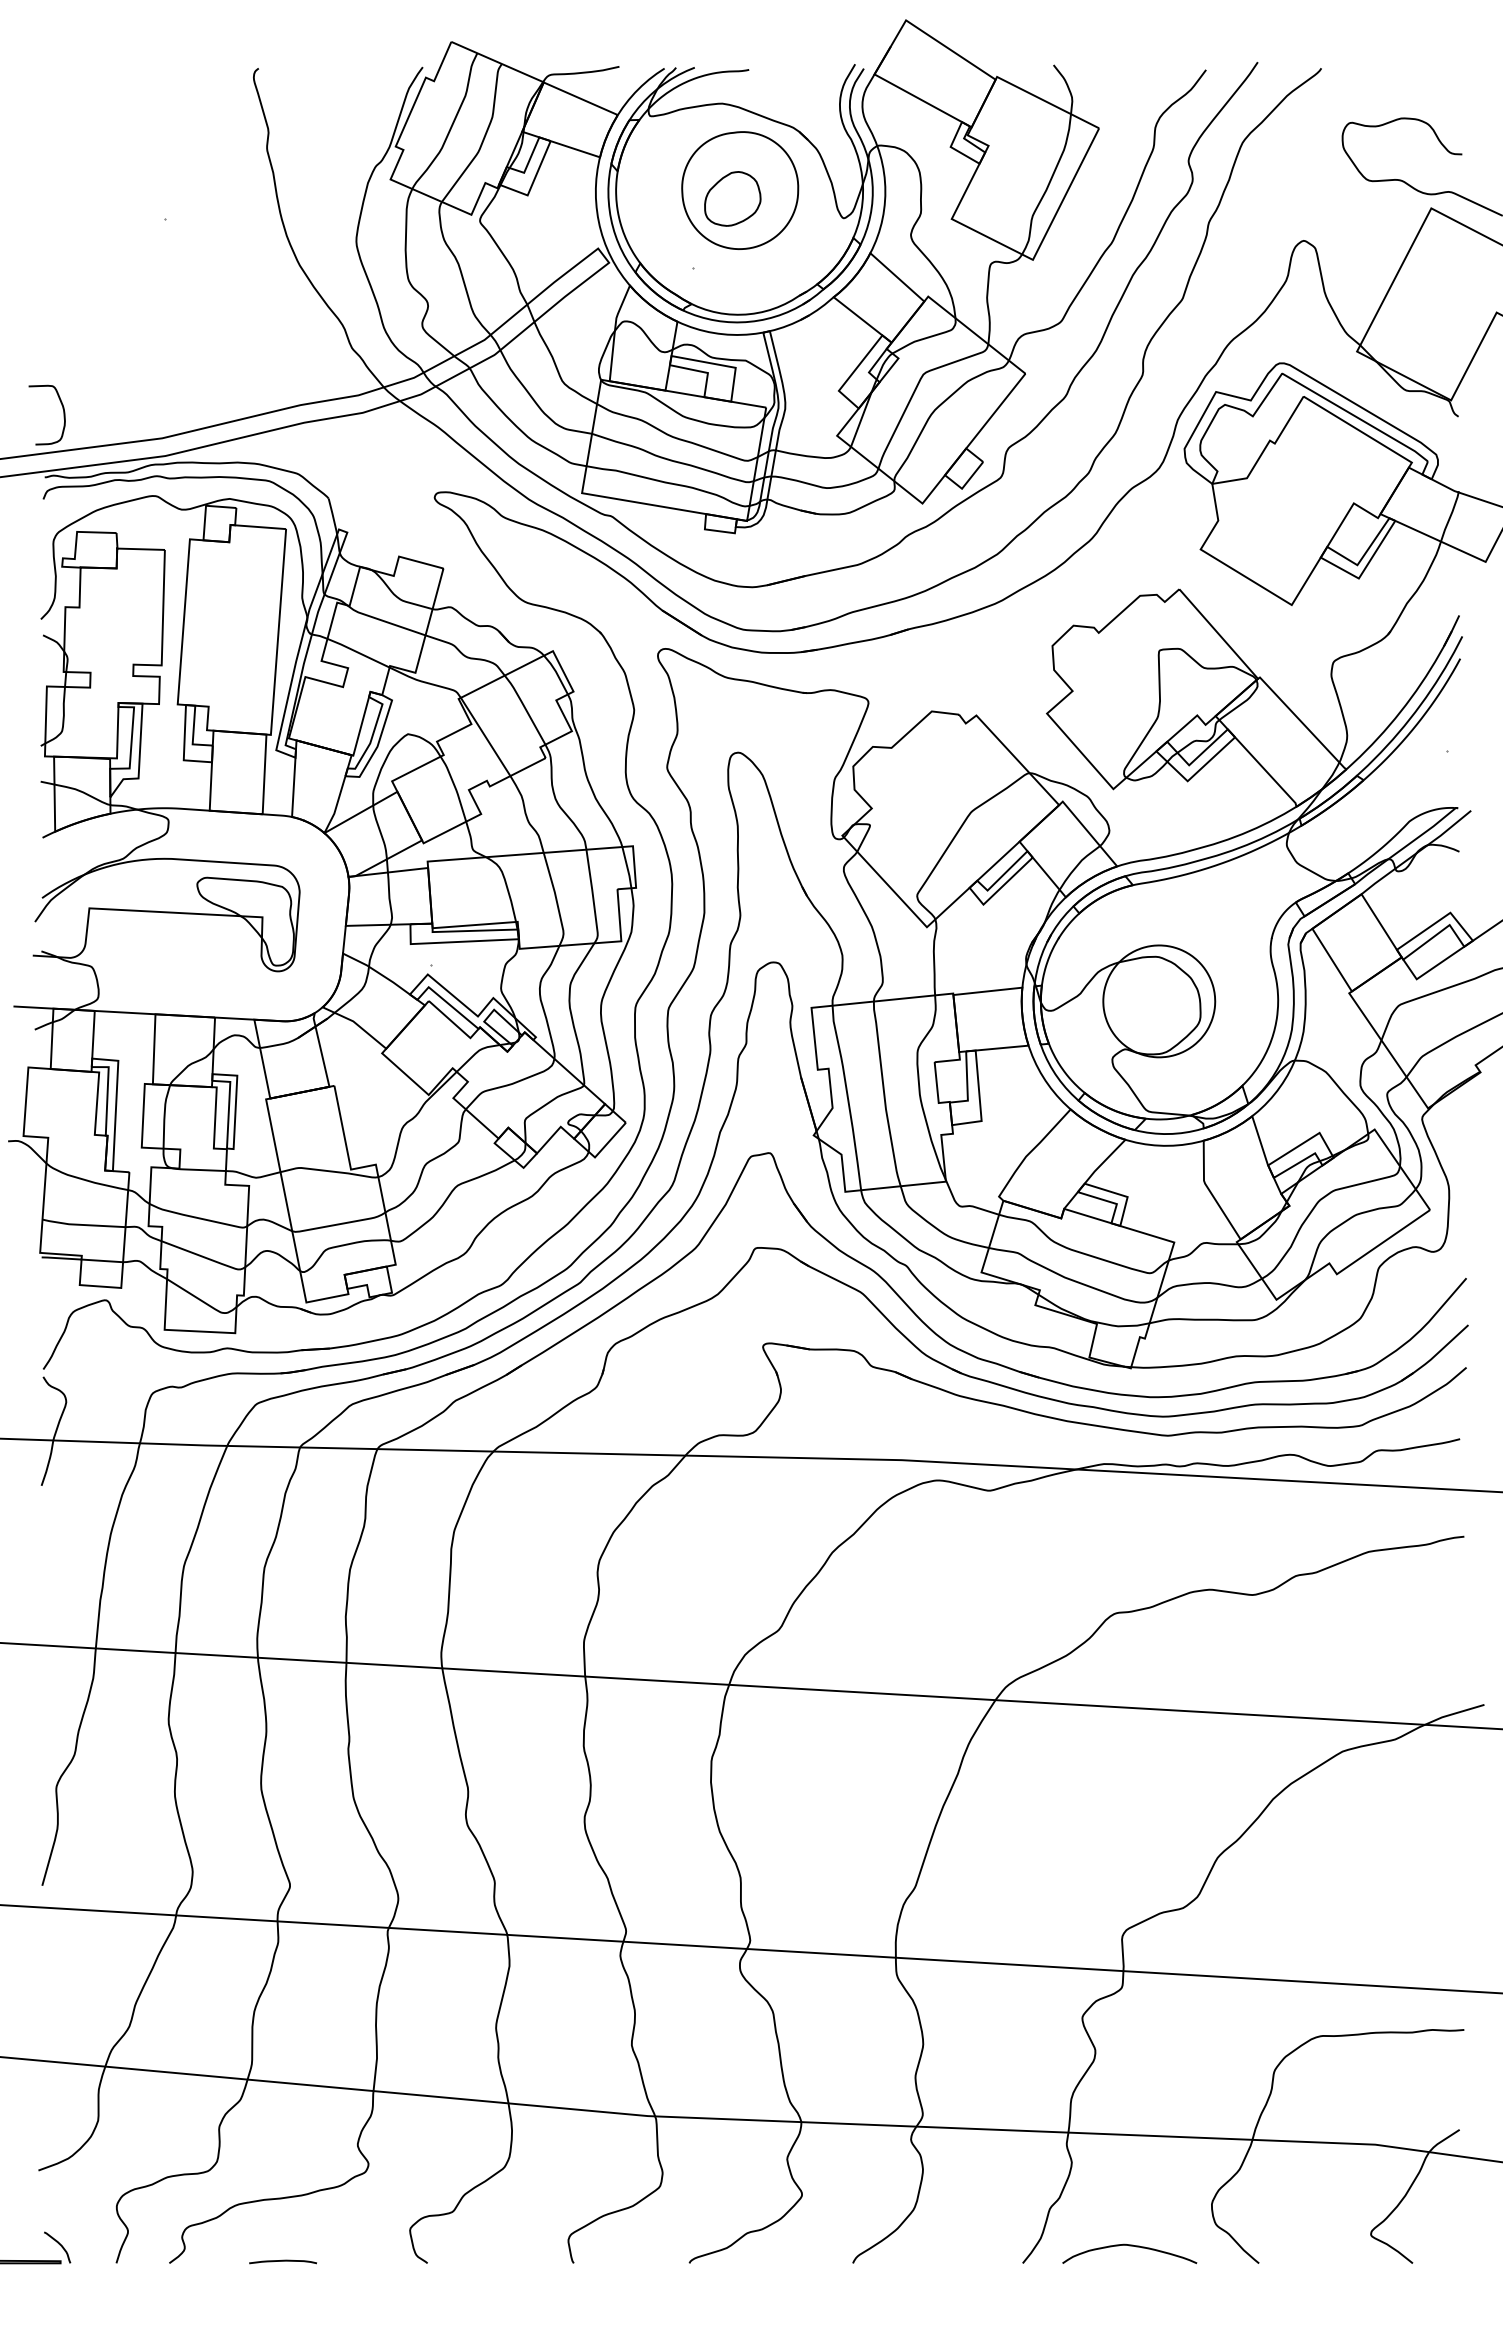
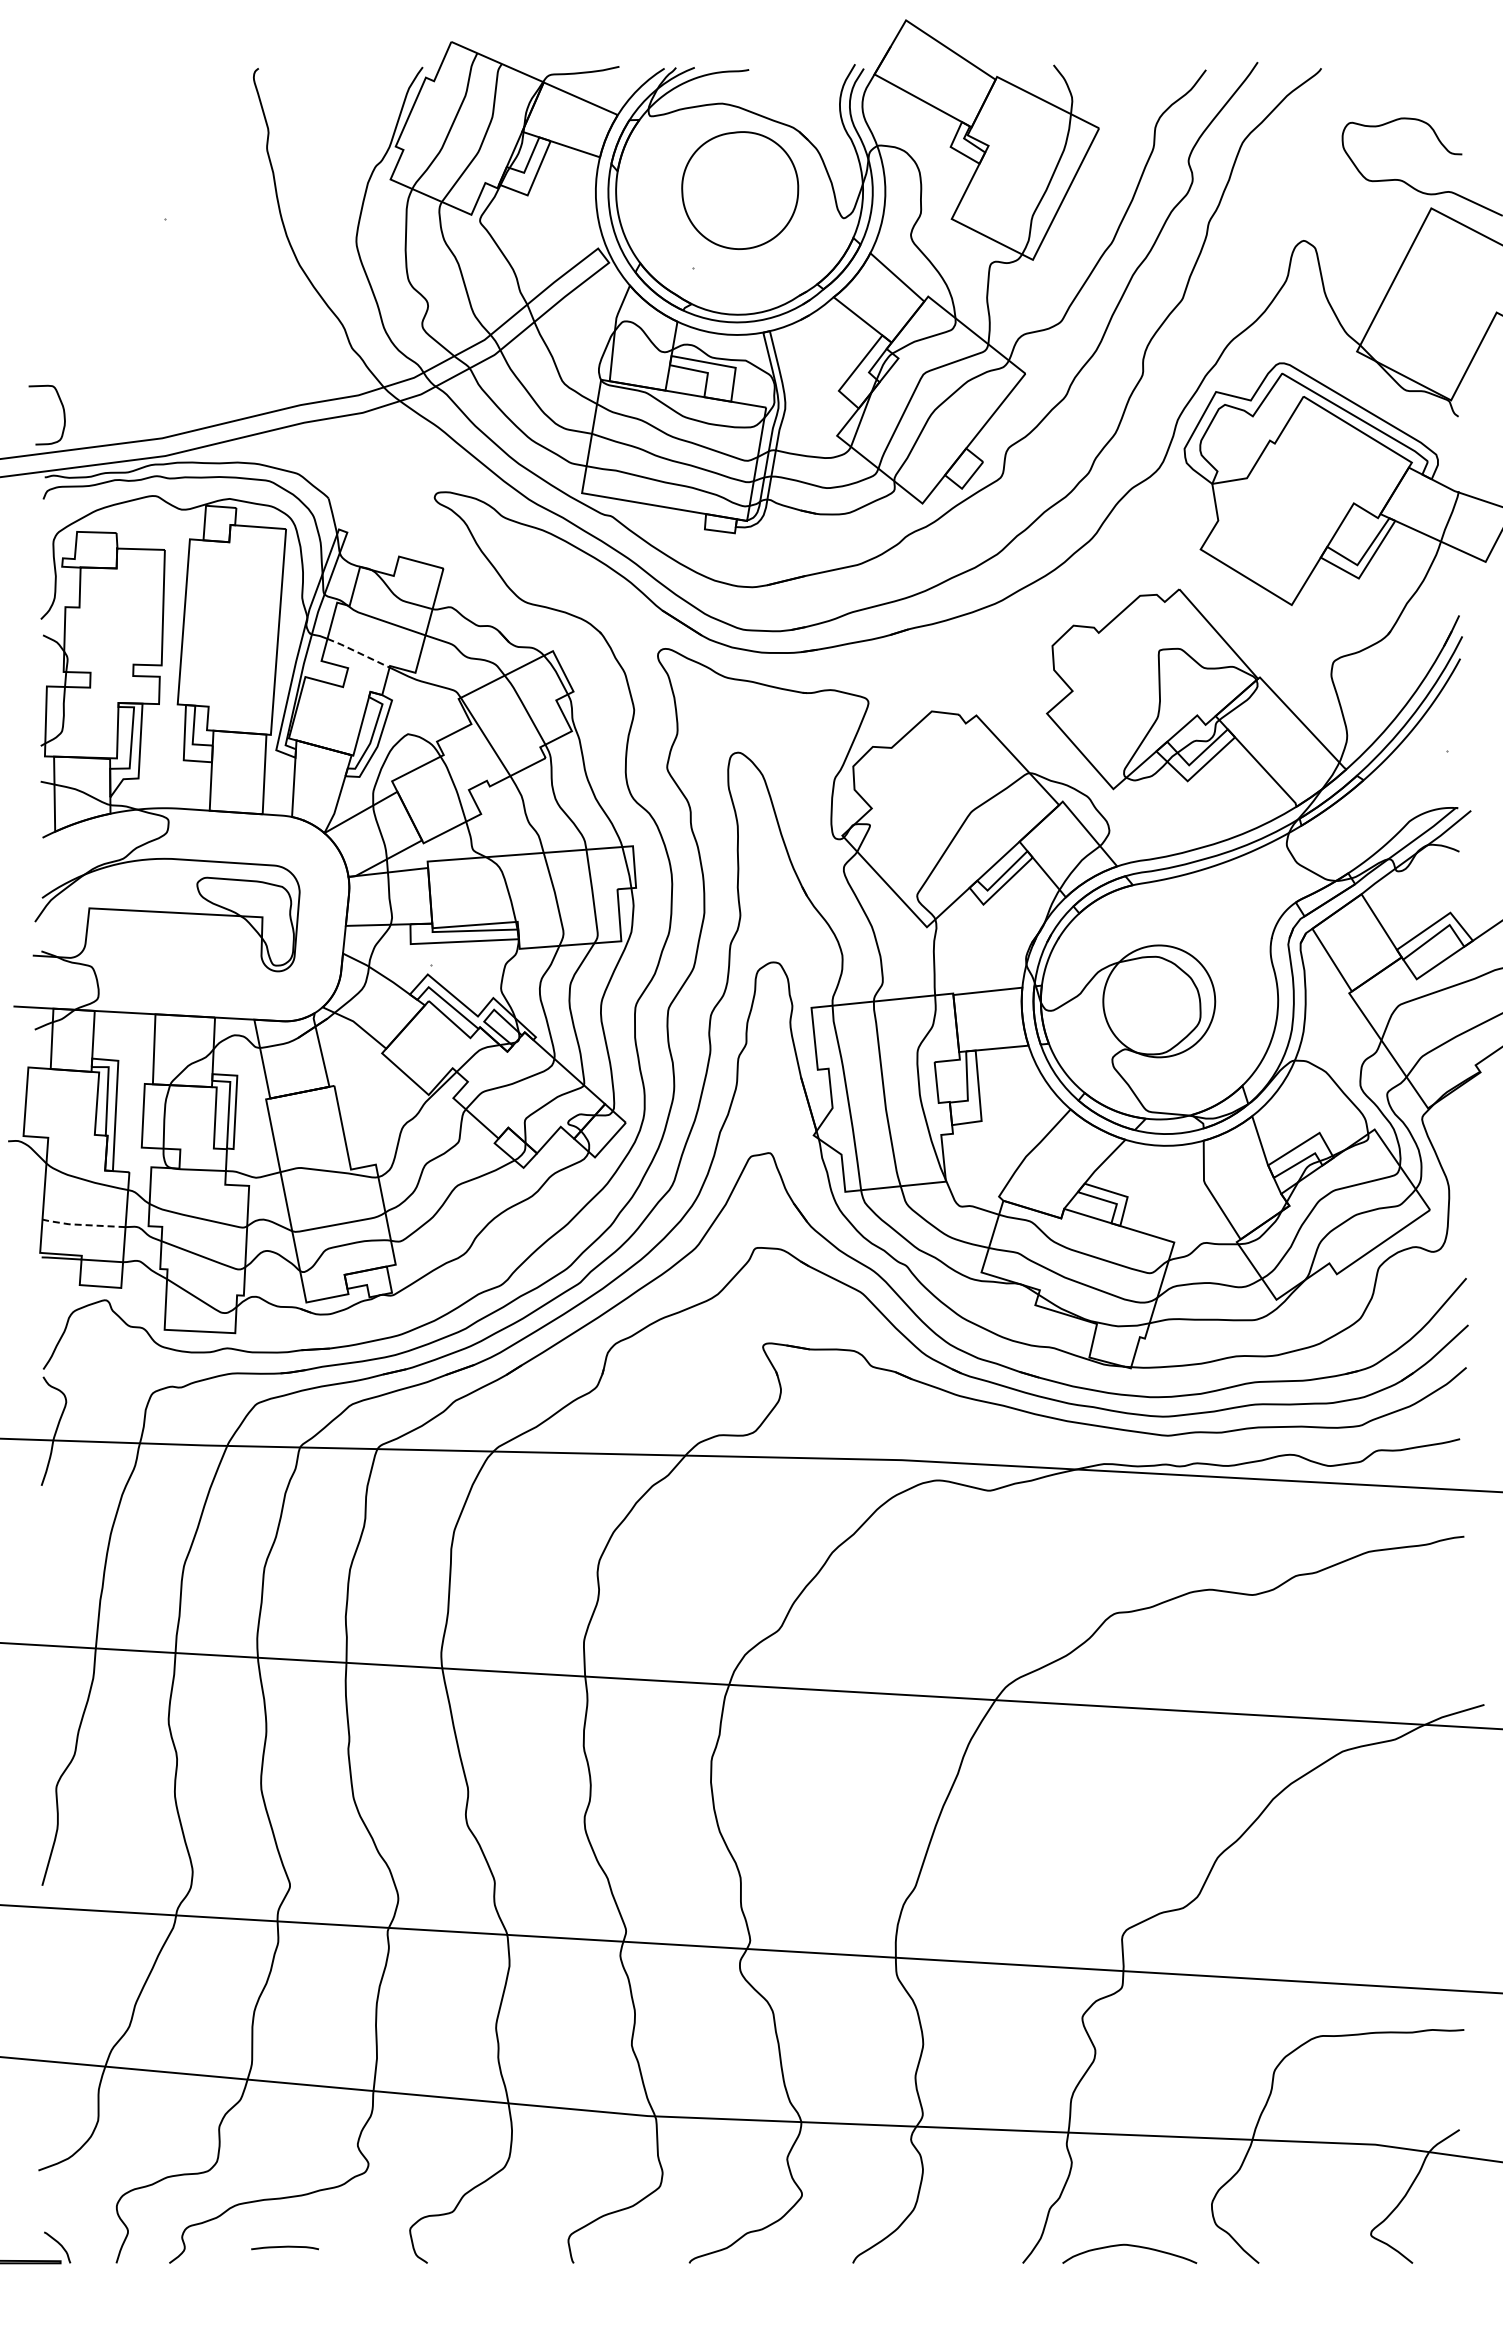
part: present -> none (732, 198)
line: solid -> dashed (358, 652)
line: solid -> dashed (82, 1224)
curve position: (282, 2261) -> (284, 2247) (284, 2247)
